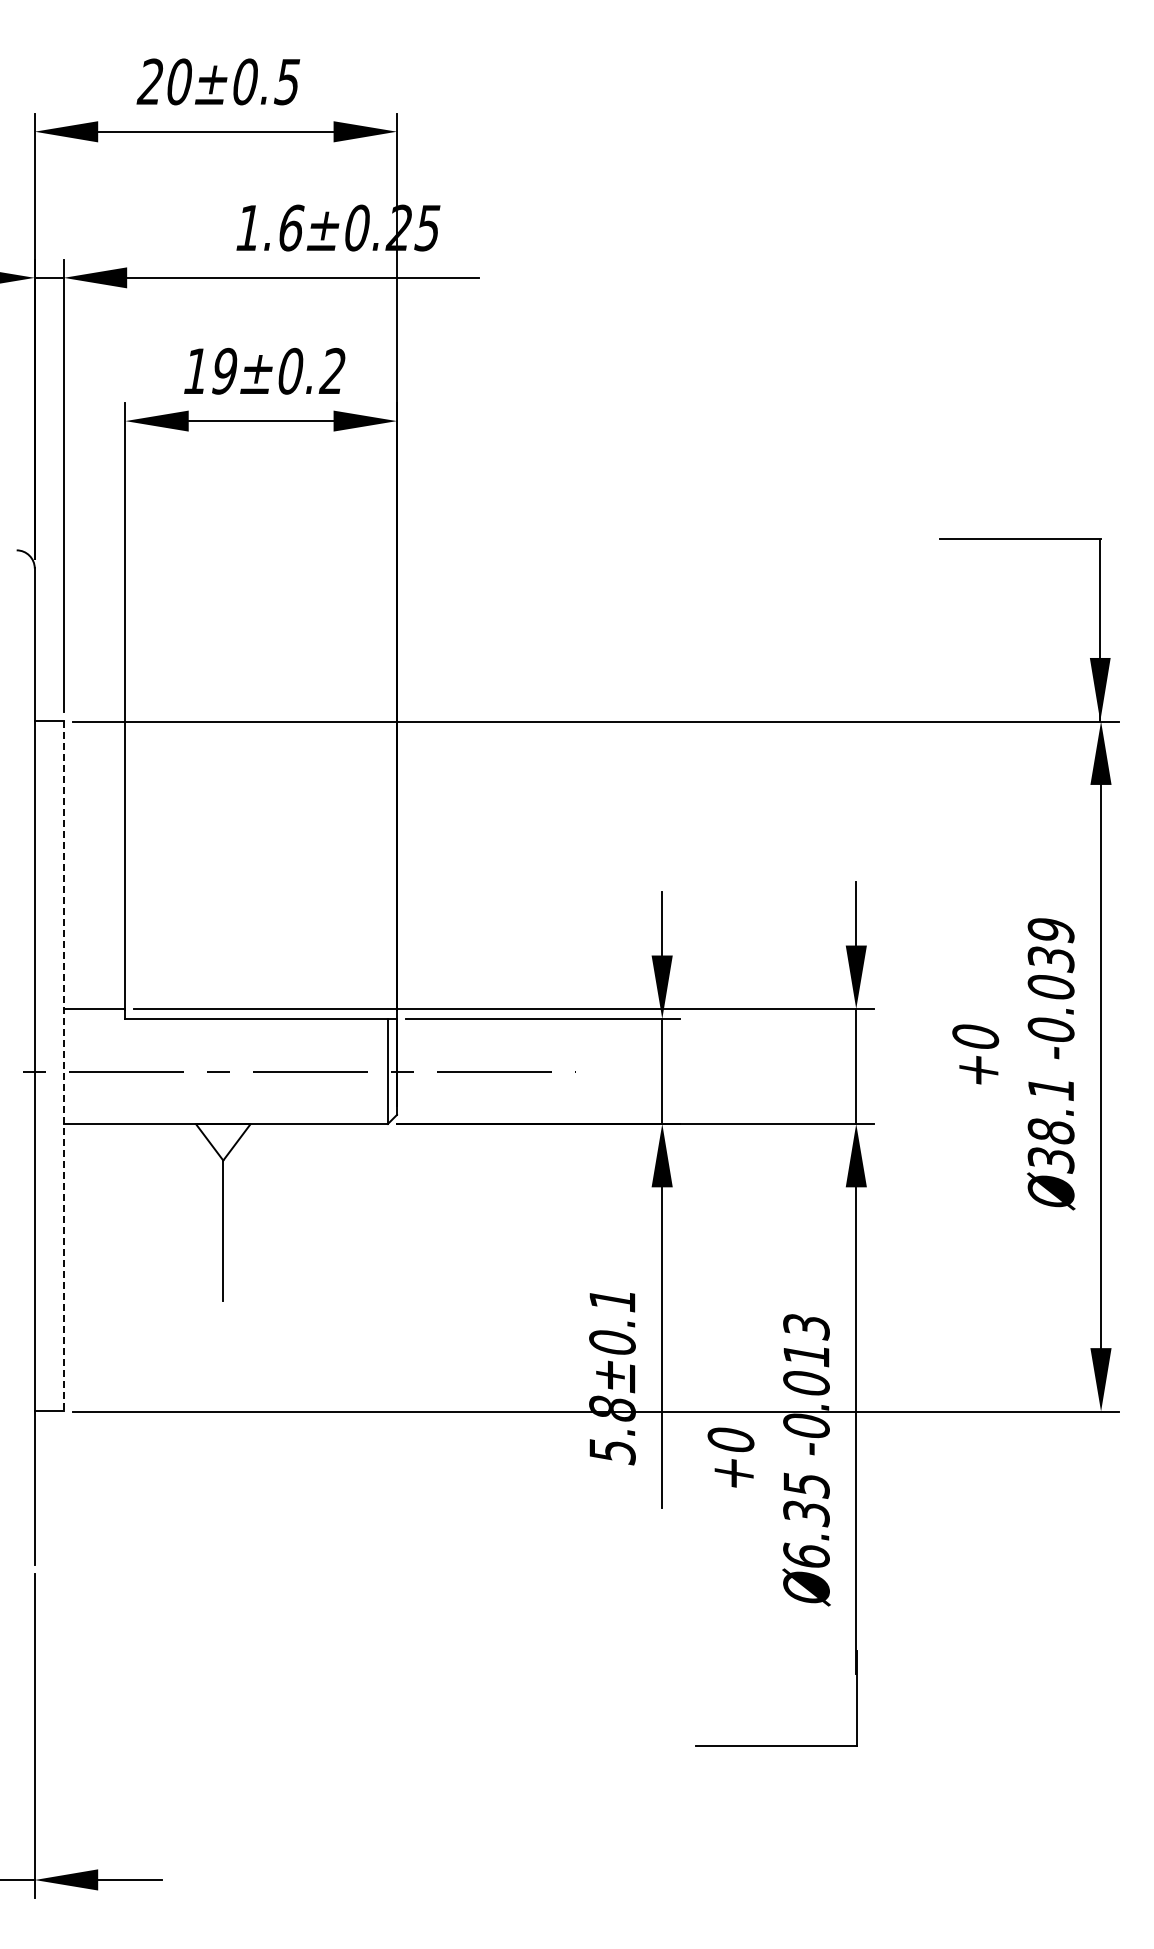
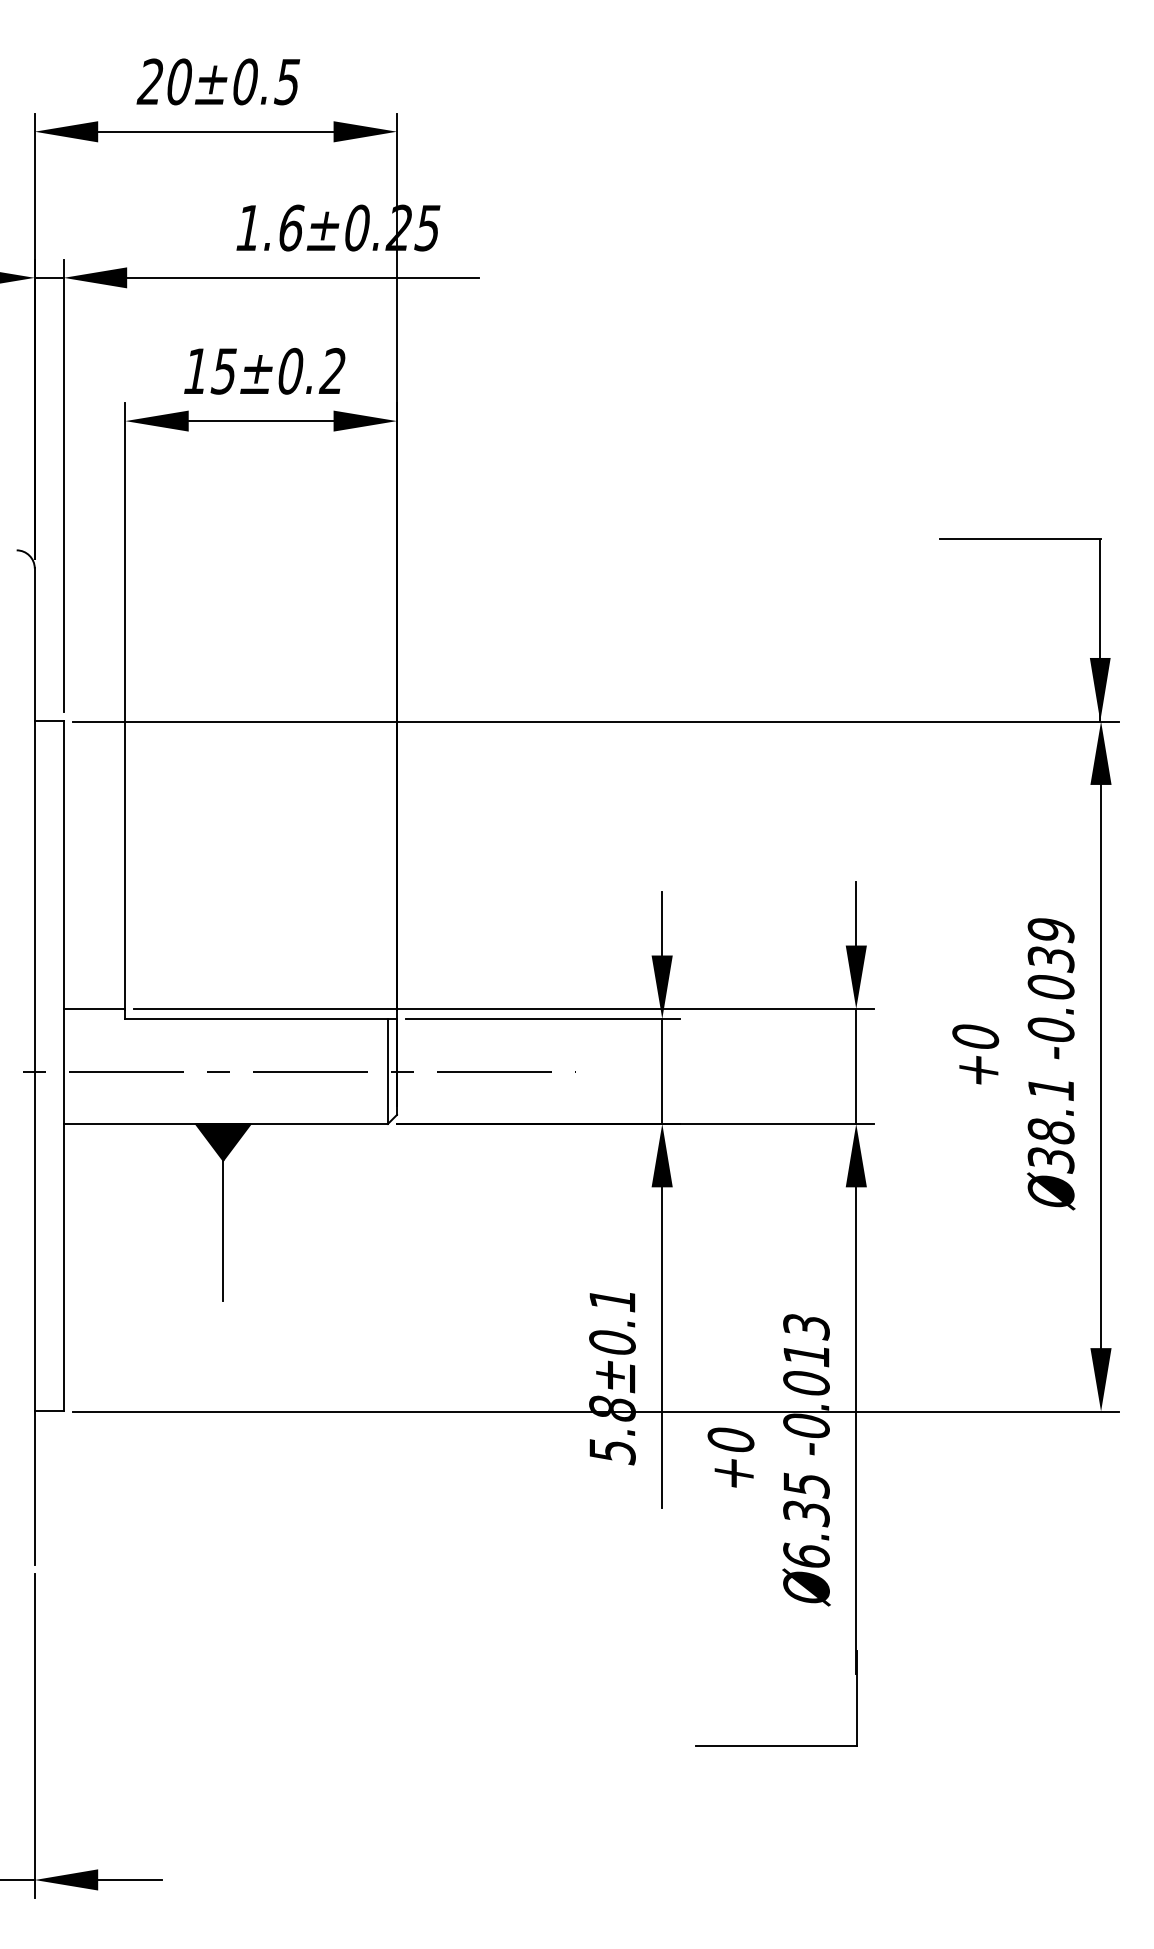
text: 19±0.2 -> 15±0.2 (223, 370)
line: dashed -> solid (63, 1066)
fill: none -> present (223, 1142)
